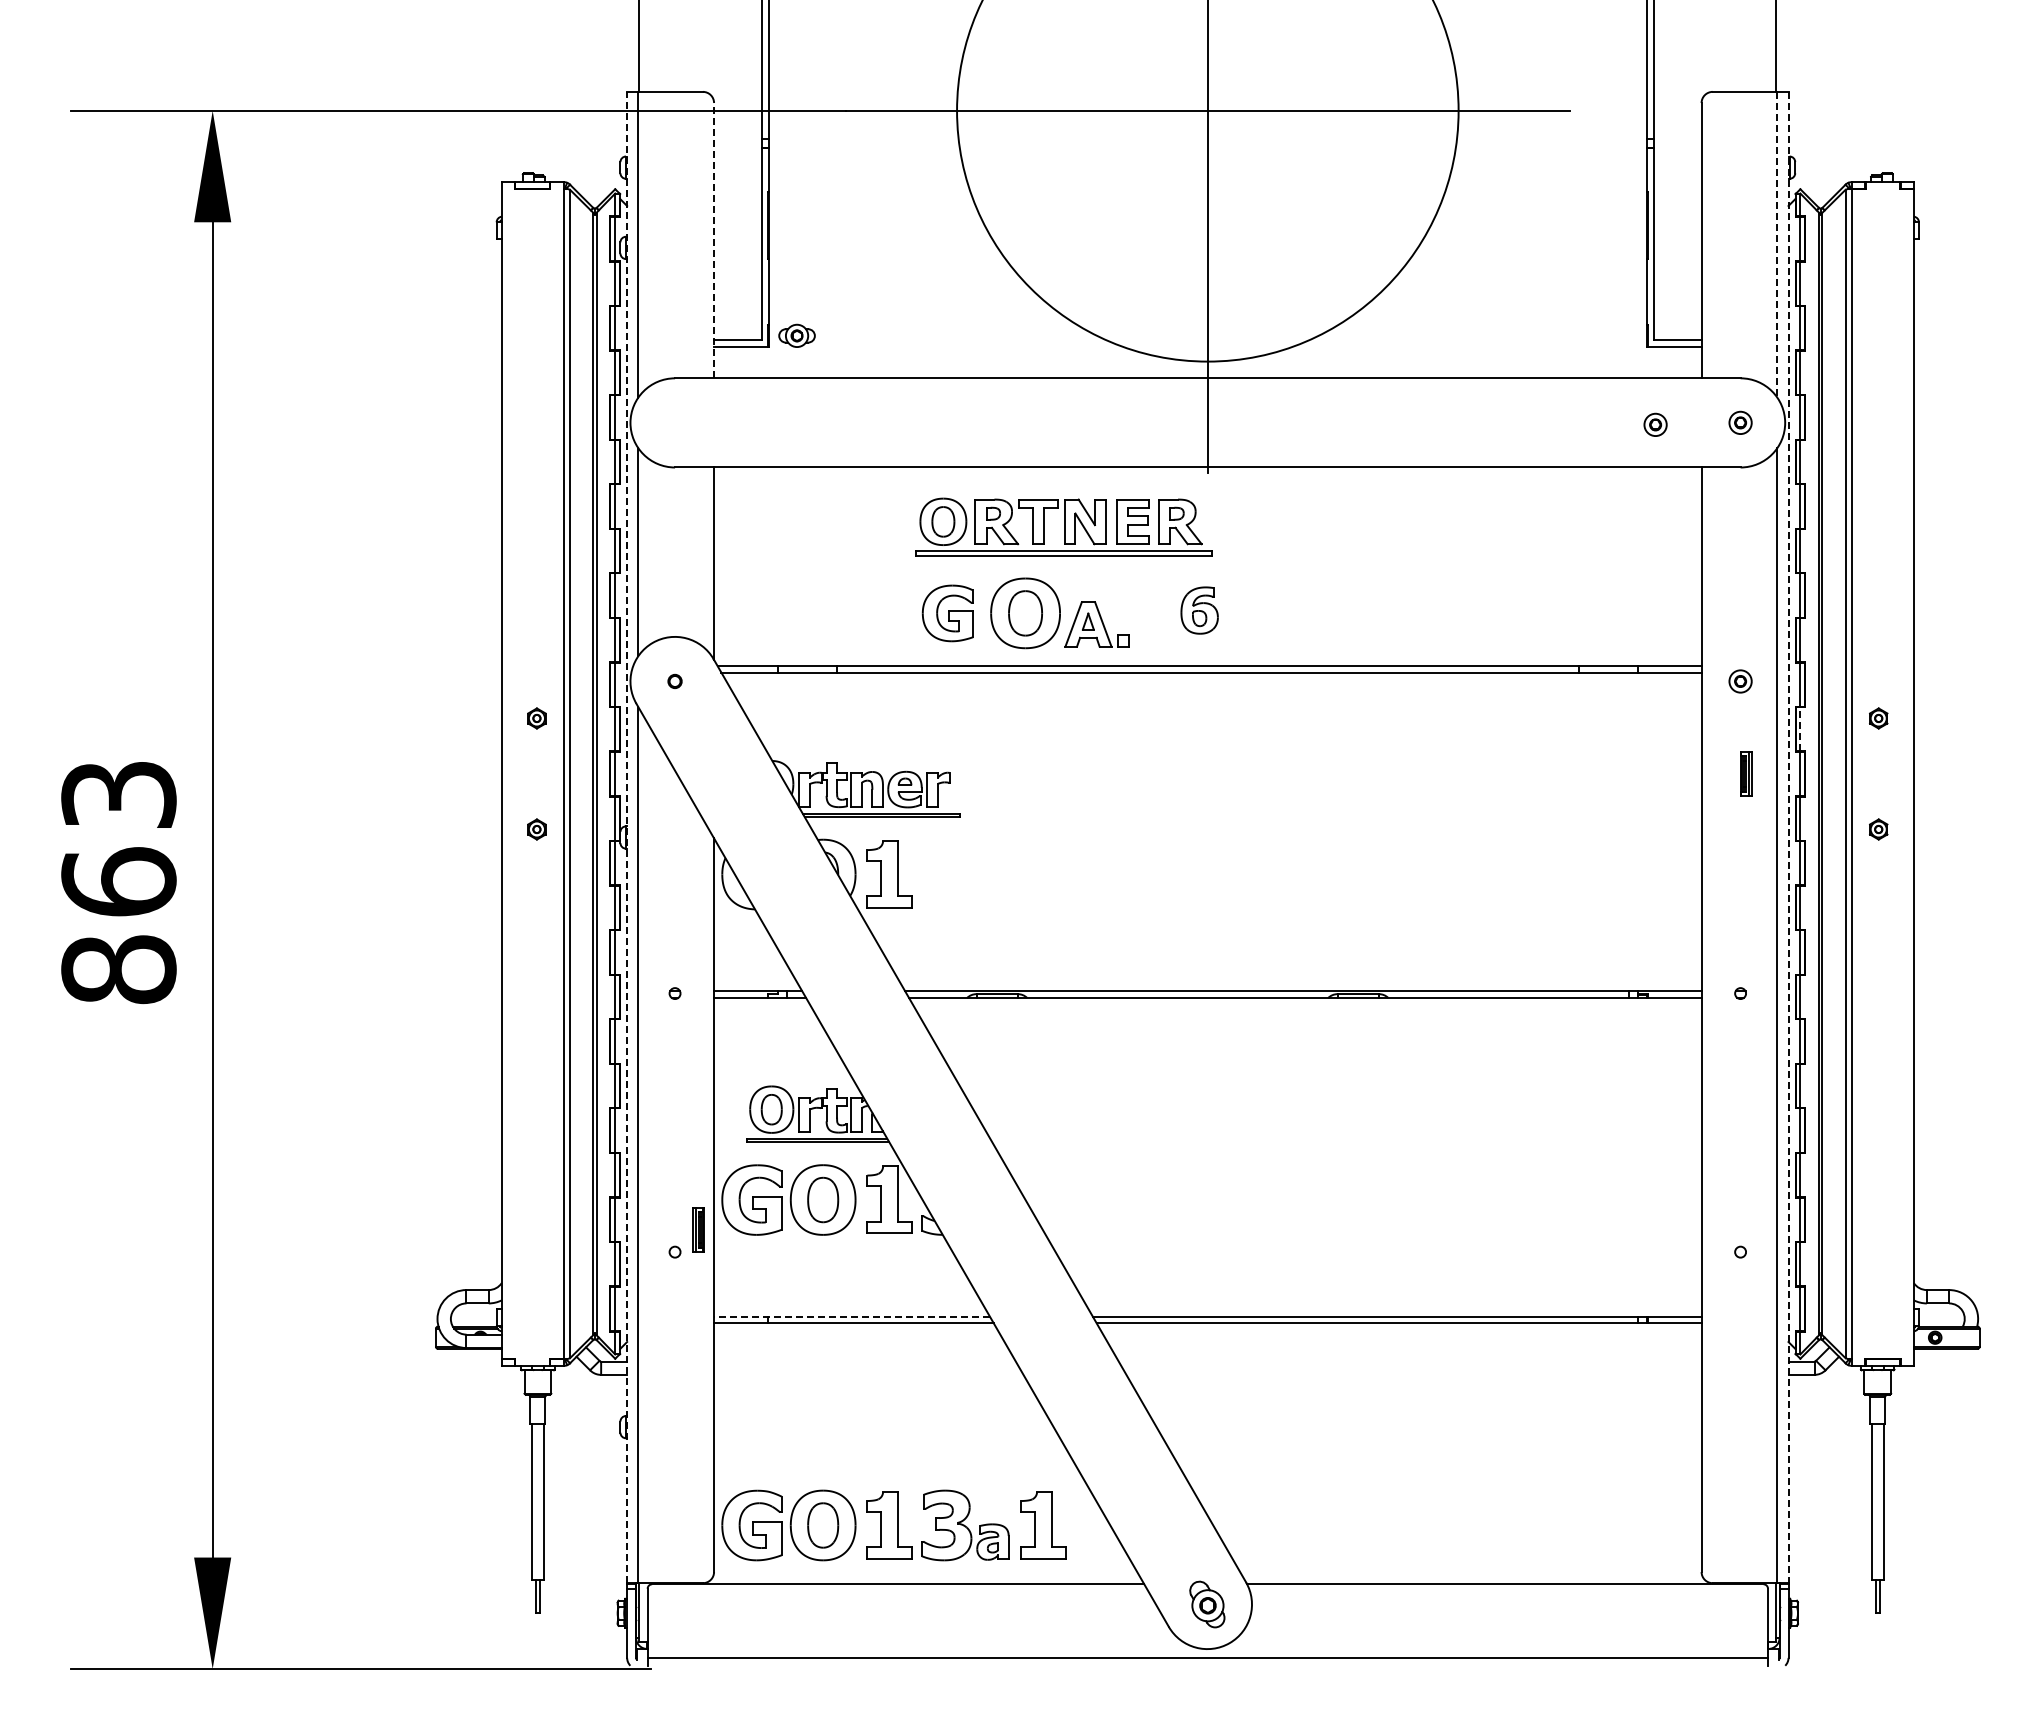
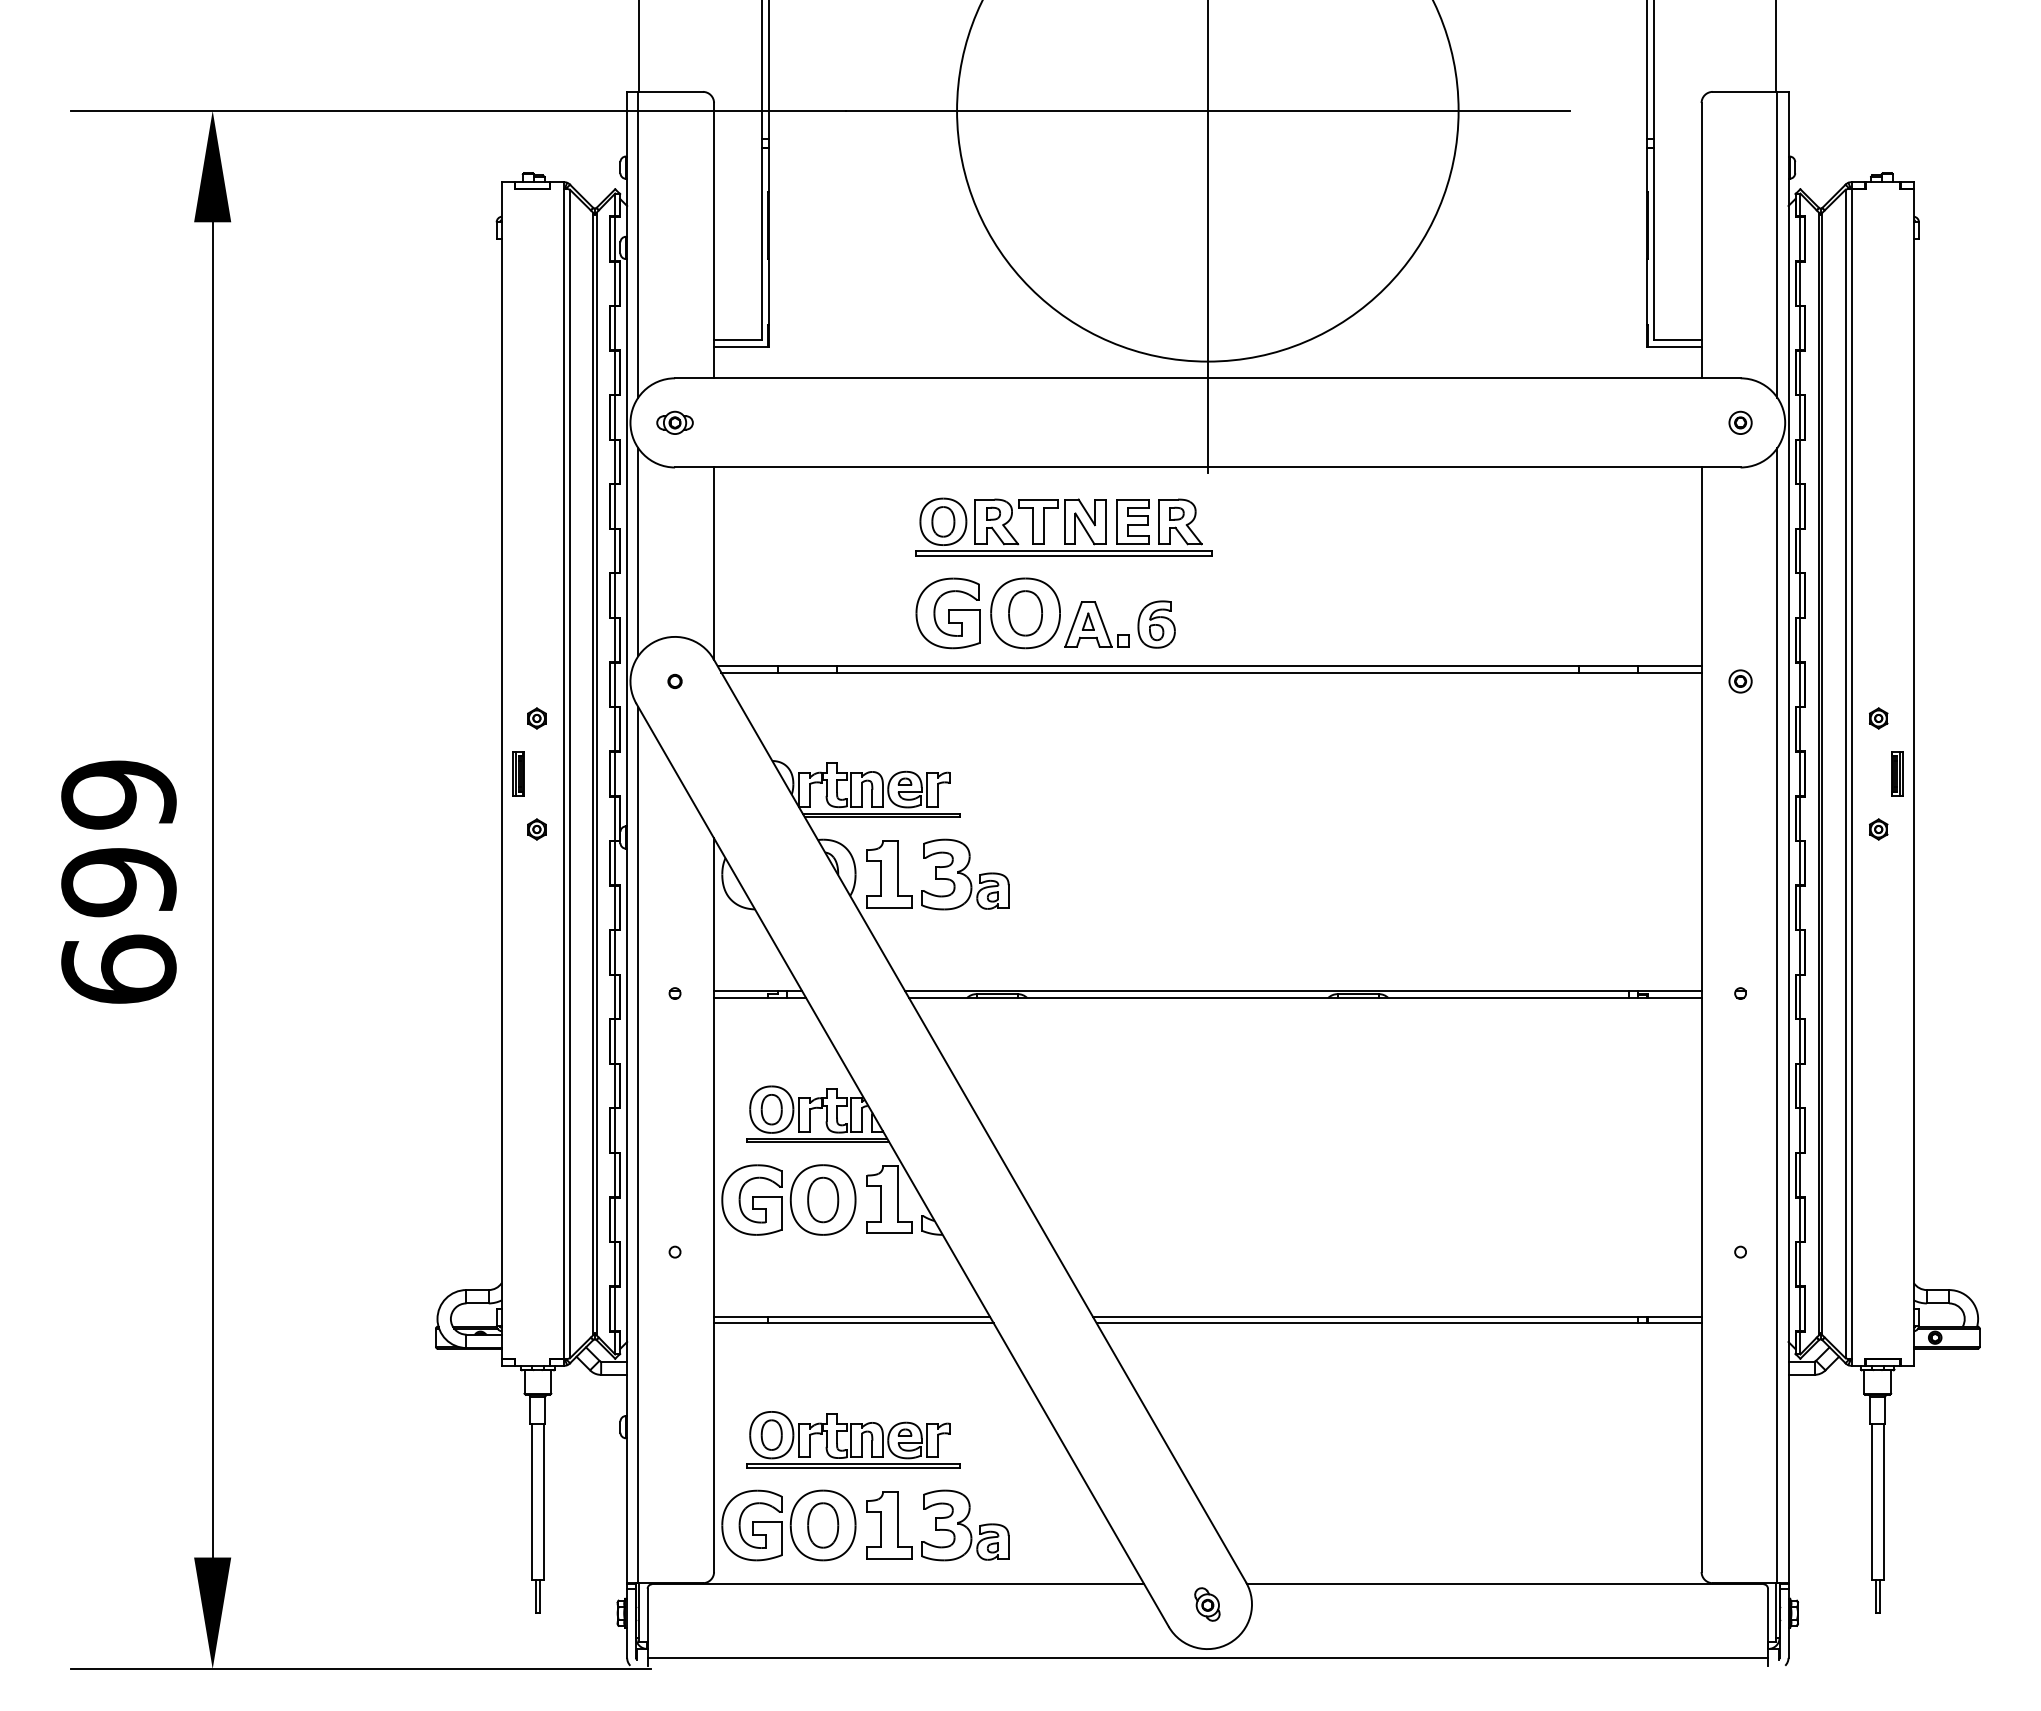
line: dashed -> solid (714, 240)
line: dashed -> solid (1777, 244)
part position: (796, 335) -> (674, 422) (674, 422)
part: present -> none (1655, 424)
part position: (1199, 610) -> (1156, 624) (1156, 624)
part size: 53x59 px -> 66x73 px (947, 613)
line: dashed -> solid (1800, 728)
part position: (1746, 773) -> (1897, 773) (1897, 773)
line: dashed -> solid (627, 837)
line: dashed -> solid (1788, 837)
part: none -> present (965, 874)
text: 863 -> 699 (118, 882)
part position: (698, 1229) -> (518, 773) (518, 773)
line: dashed -> solid (852, 1316)
part: none -> present (853, 1439)
part: present -> none (1043, 1525)
part size: 37x49 px -> 27x35 px (1207, 1604)
